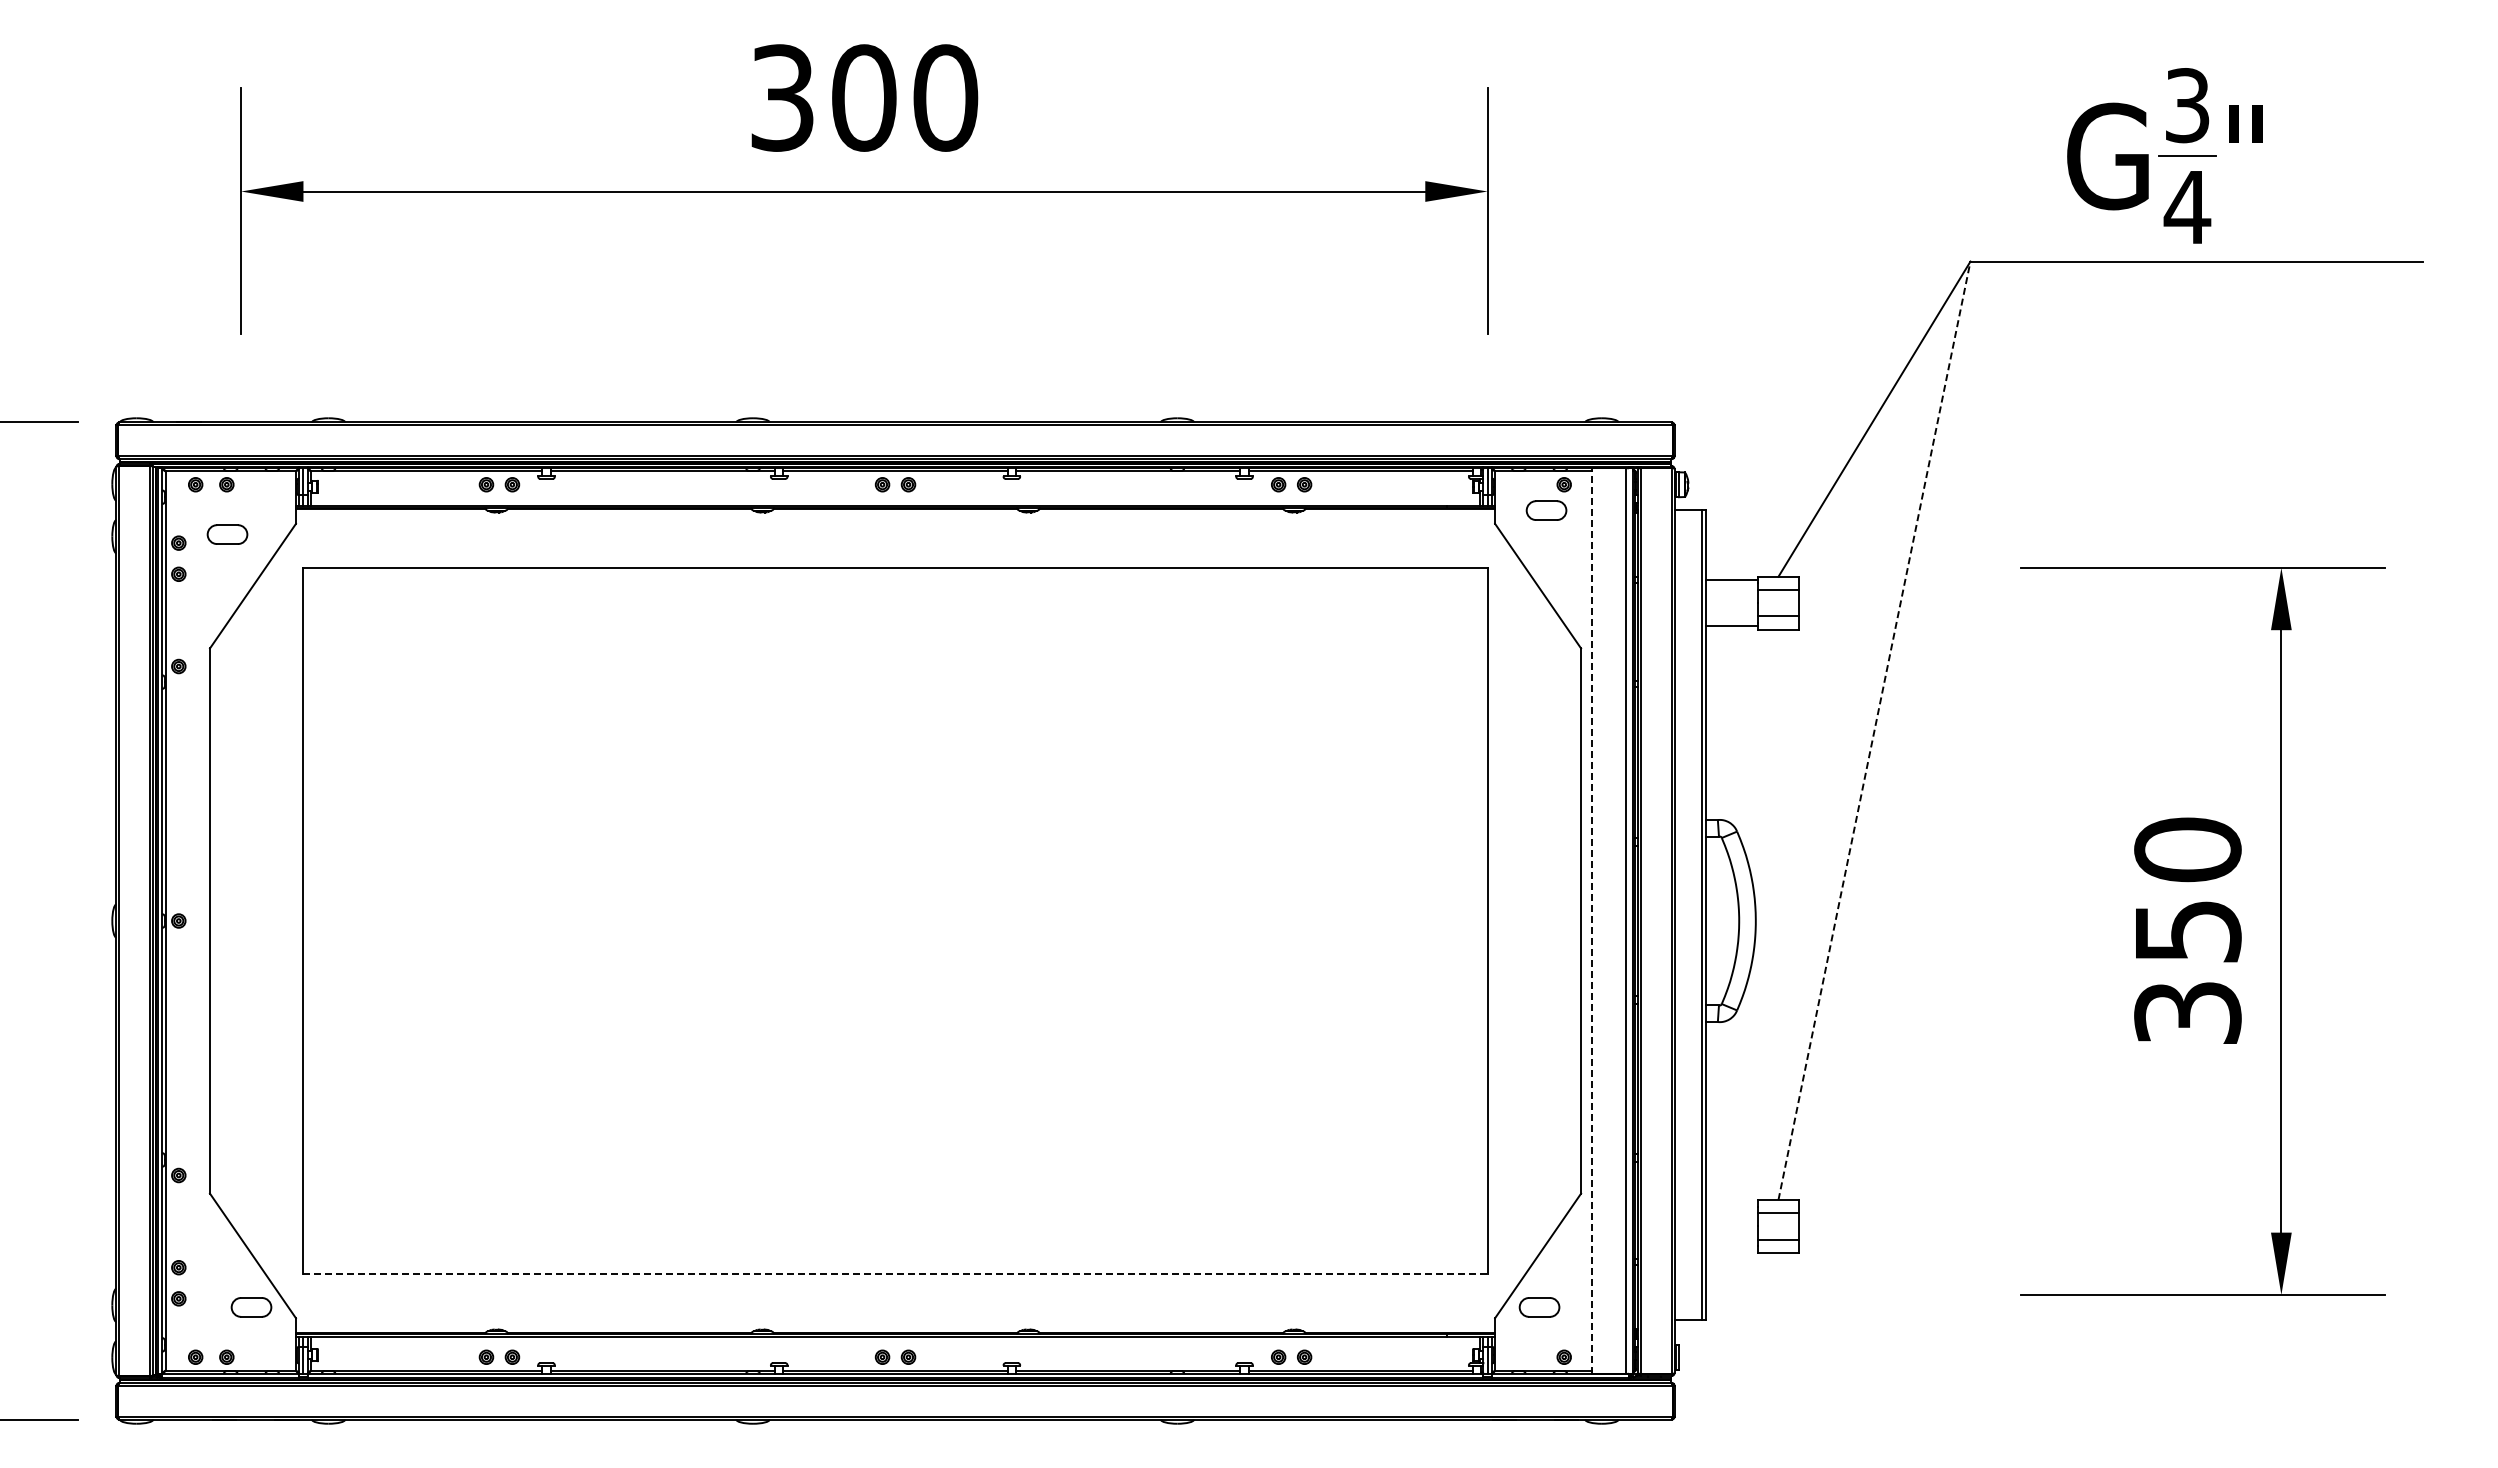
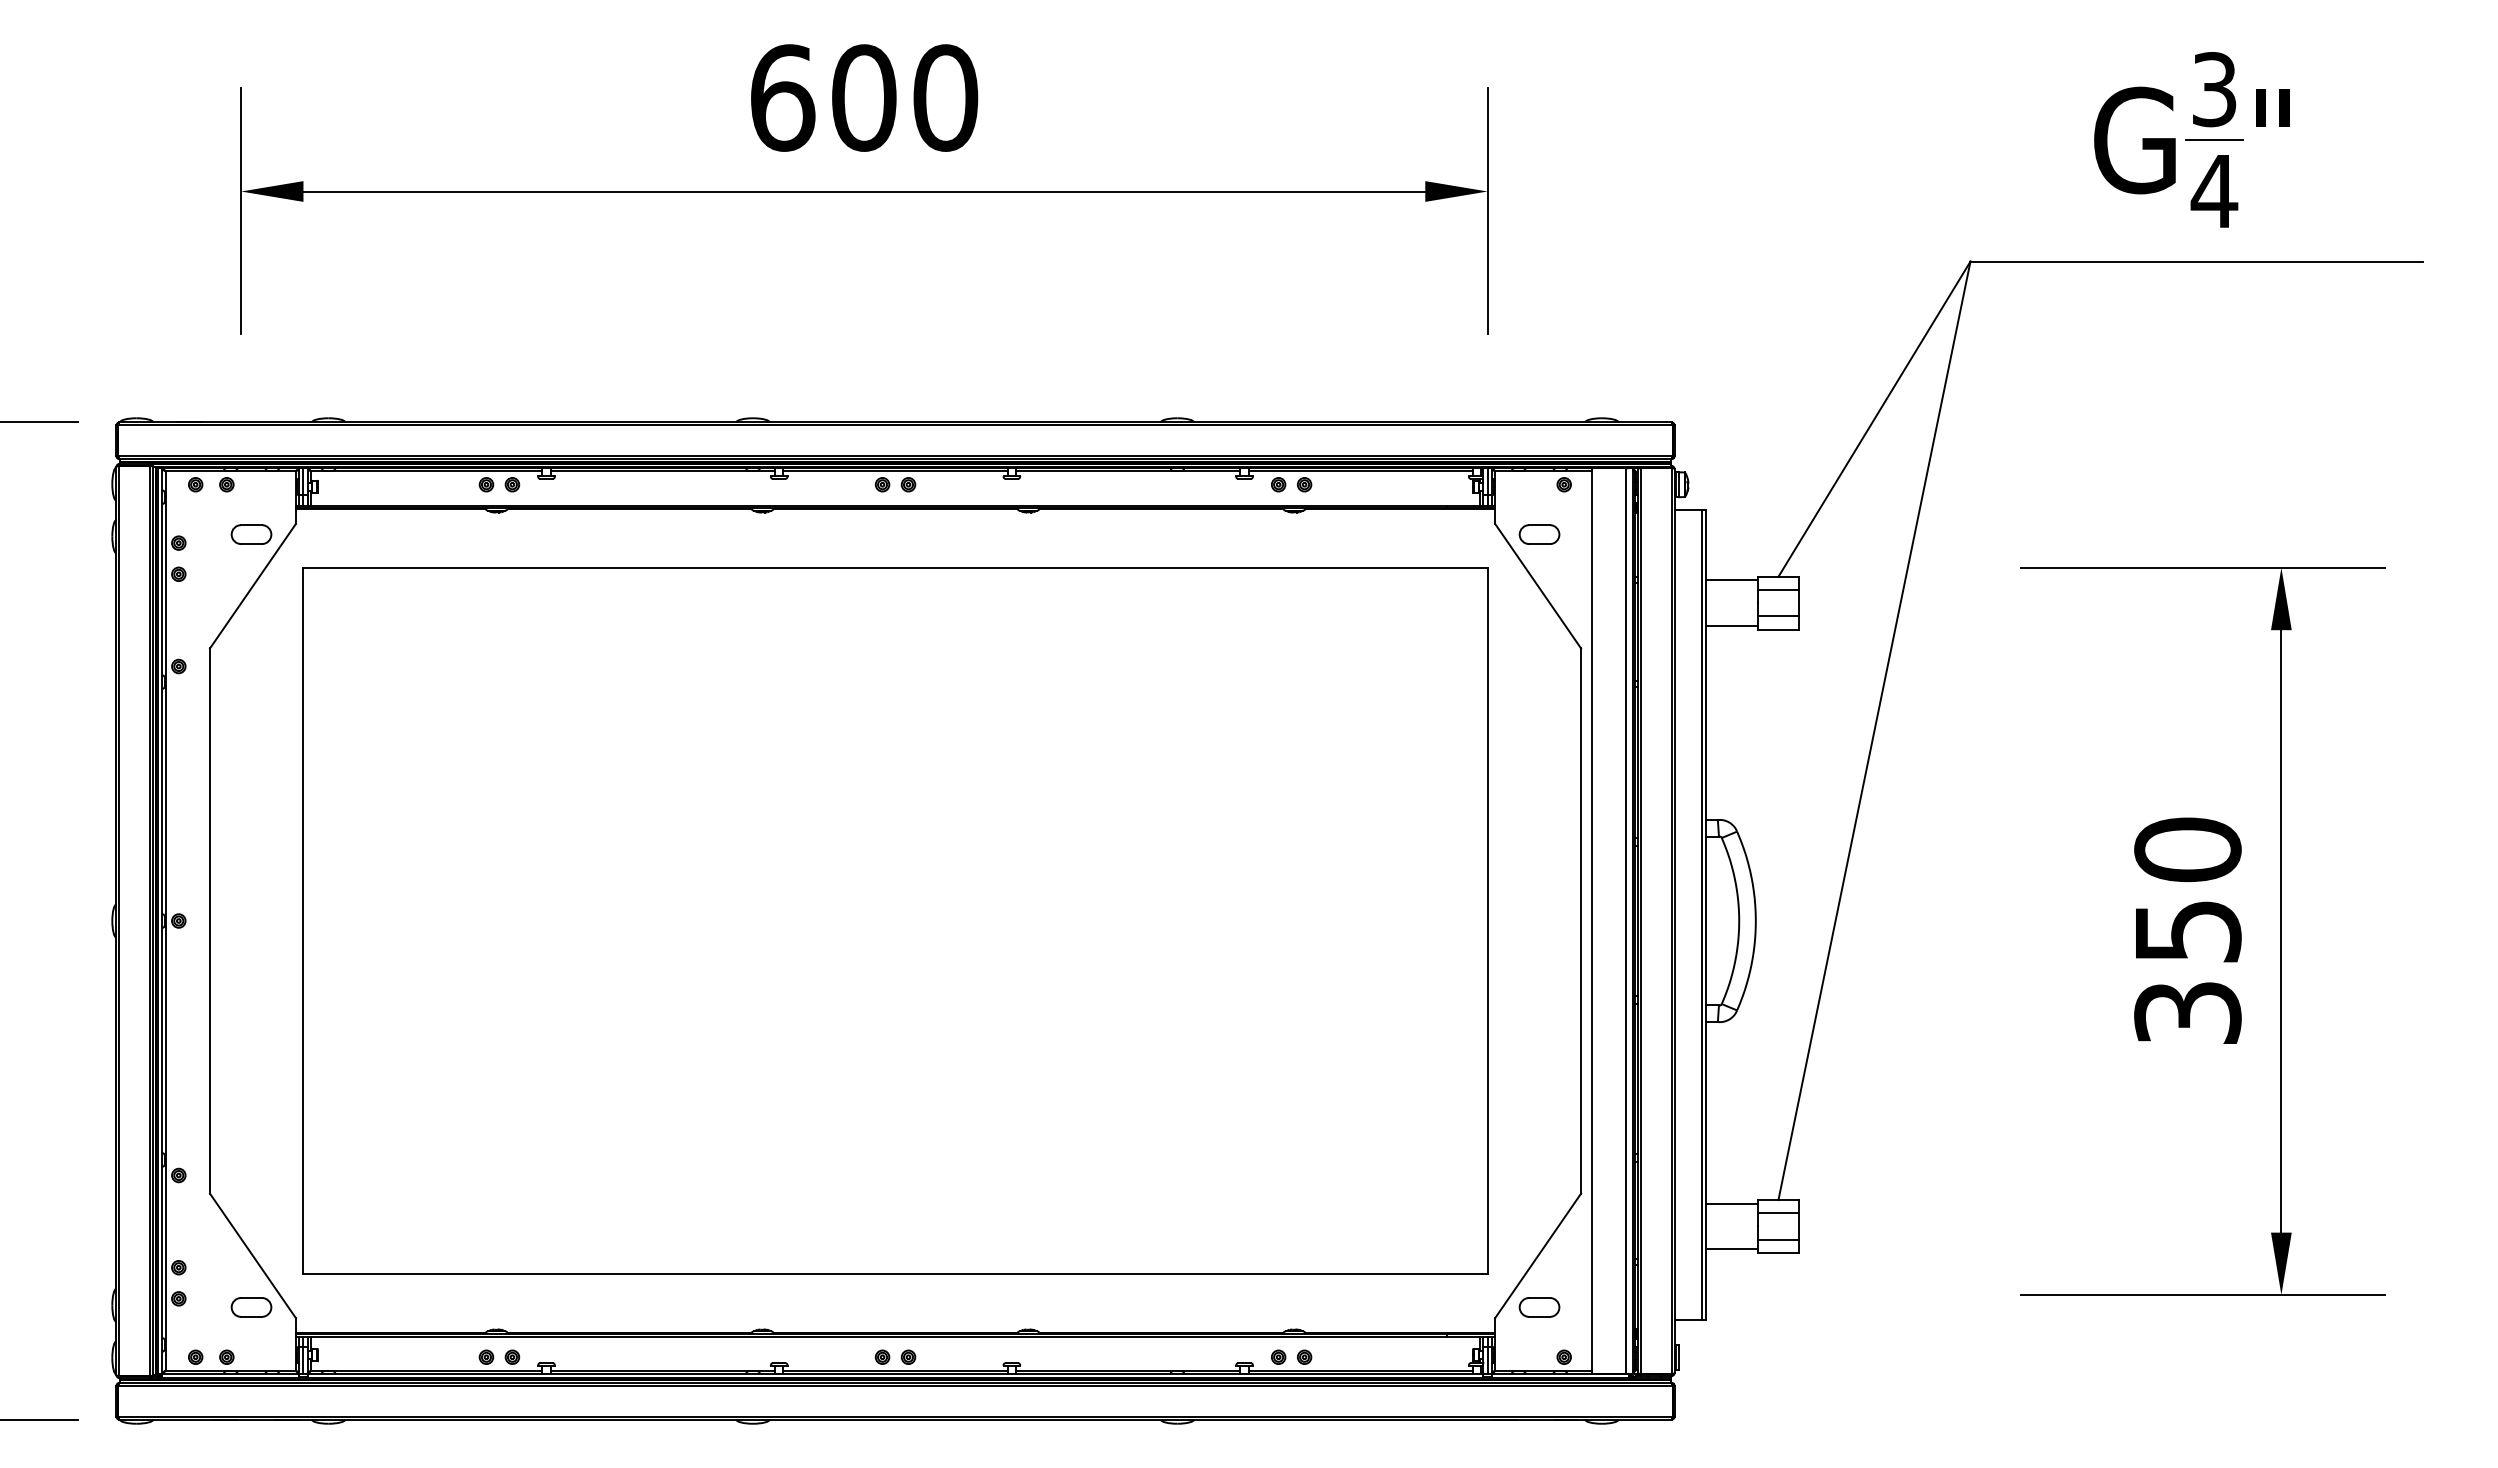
text: 300 -> 600 (783, 97)
part position: (2164, 155) -> (2191, 139) (2191, 139)
part position: (1546, 510) -> (1539, 534) (1539, 534)
part position: (227, 534) -> (251, 534) (251, 534)
line: dashed -> solid (1874, 730)
line: dashed -> solid (1591, 921)
line: none -> present (1731, 1203)
line: none -> present (1731, 1249)
line: dashed -> solid (896, 1274)
